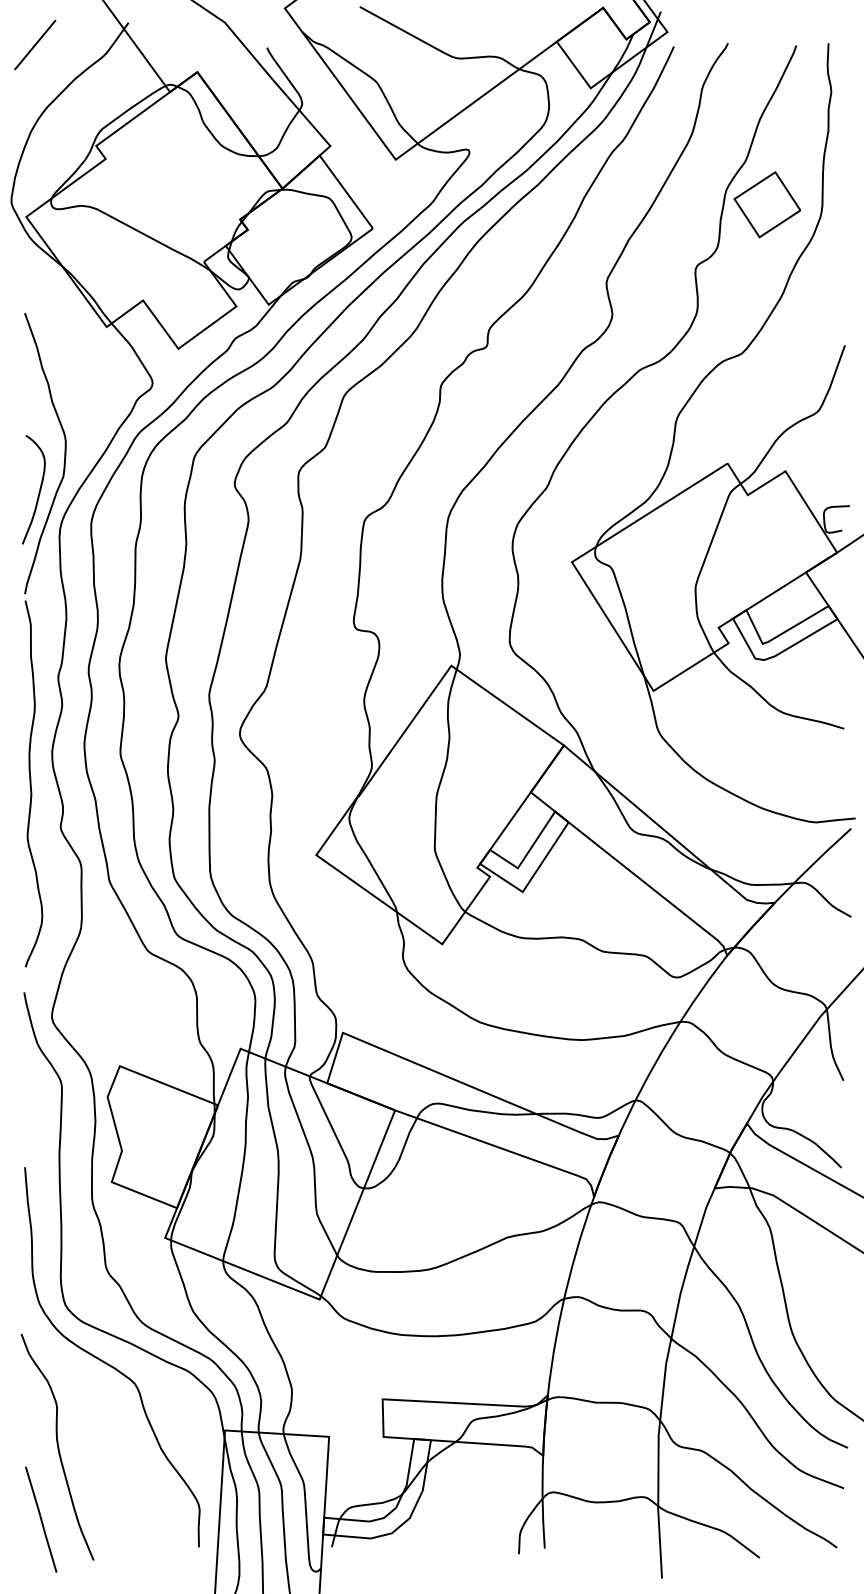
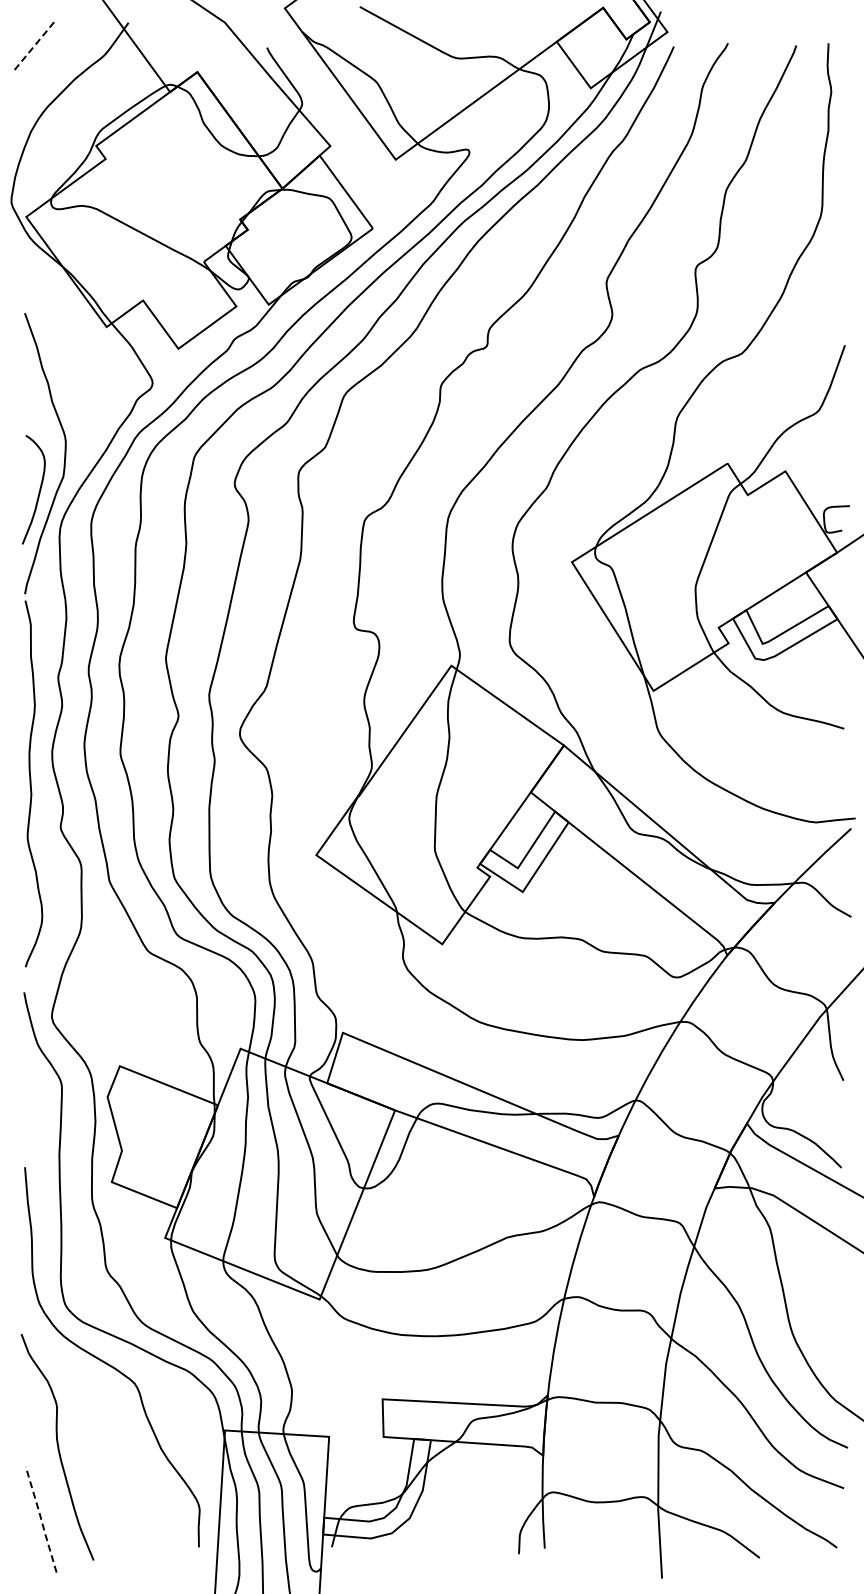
line: solid -> dashed (35, 44)
part: present -> none (766, 204)
line: solid -> dashed (41, 1519)
